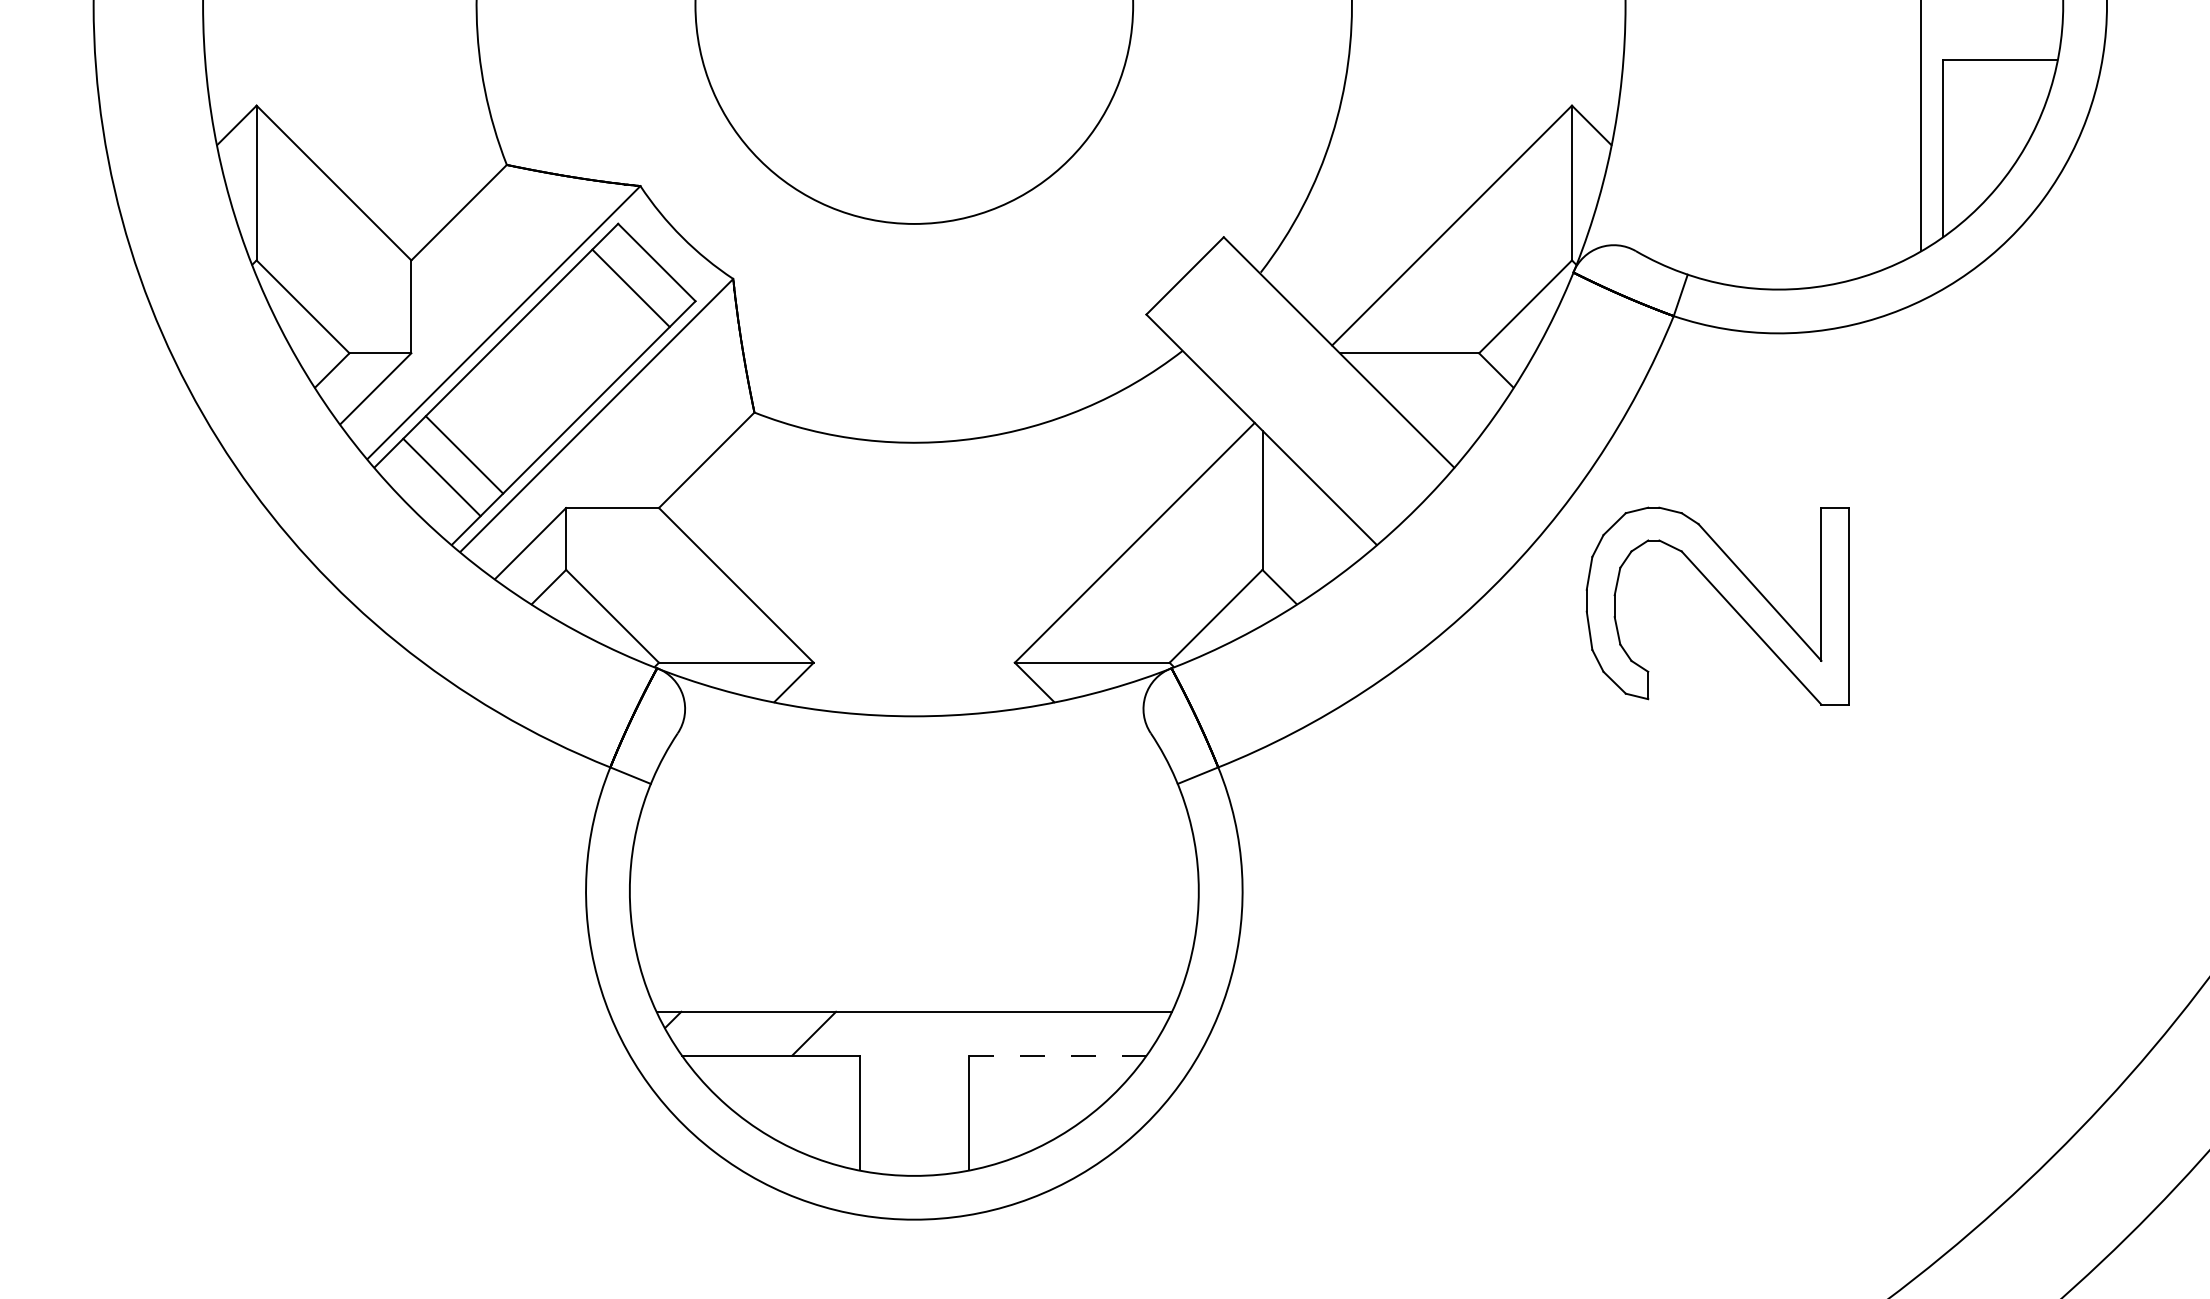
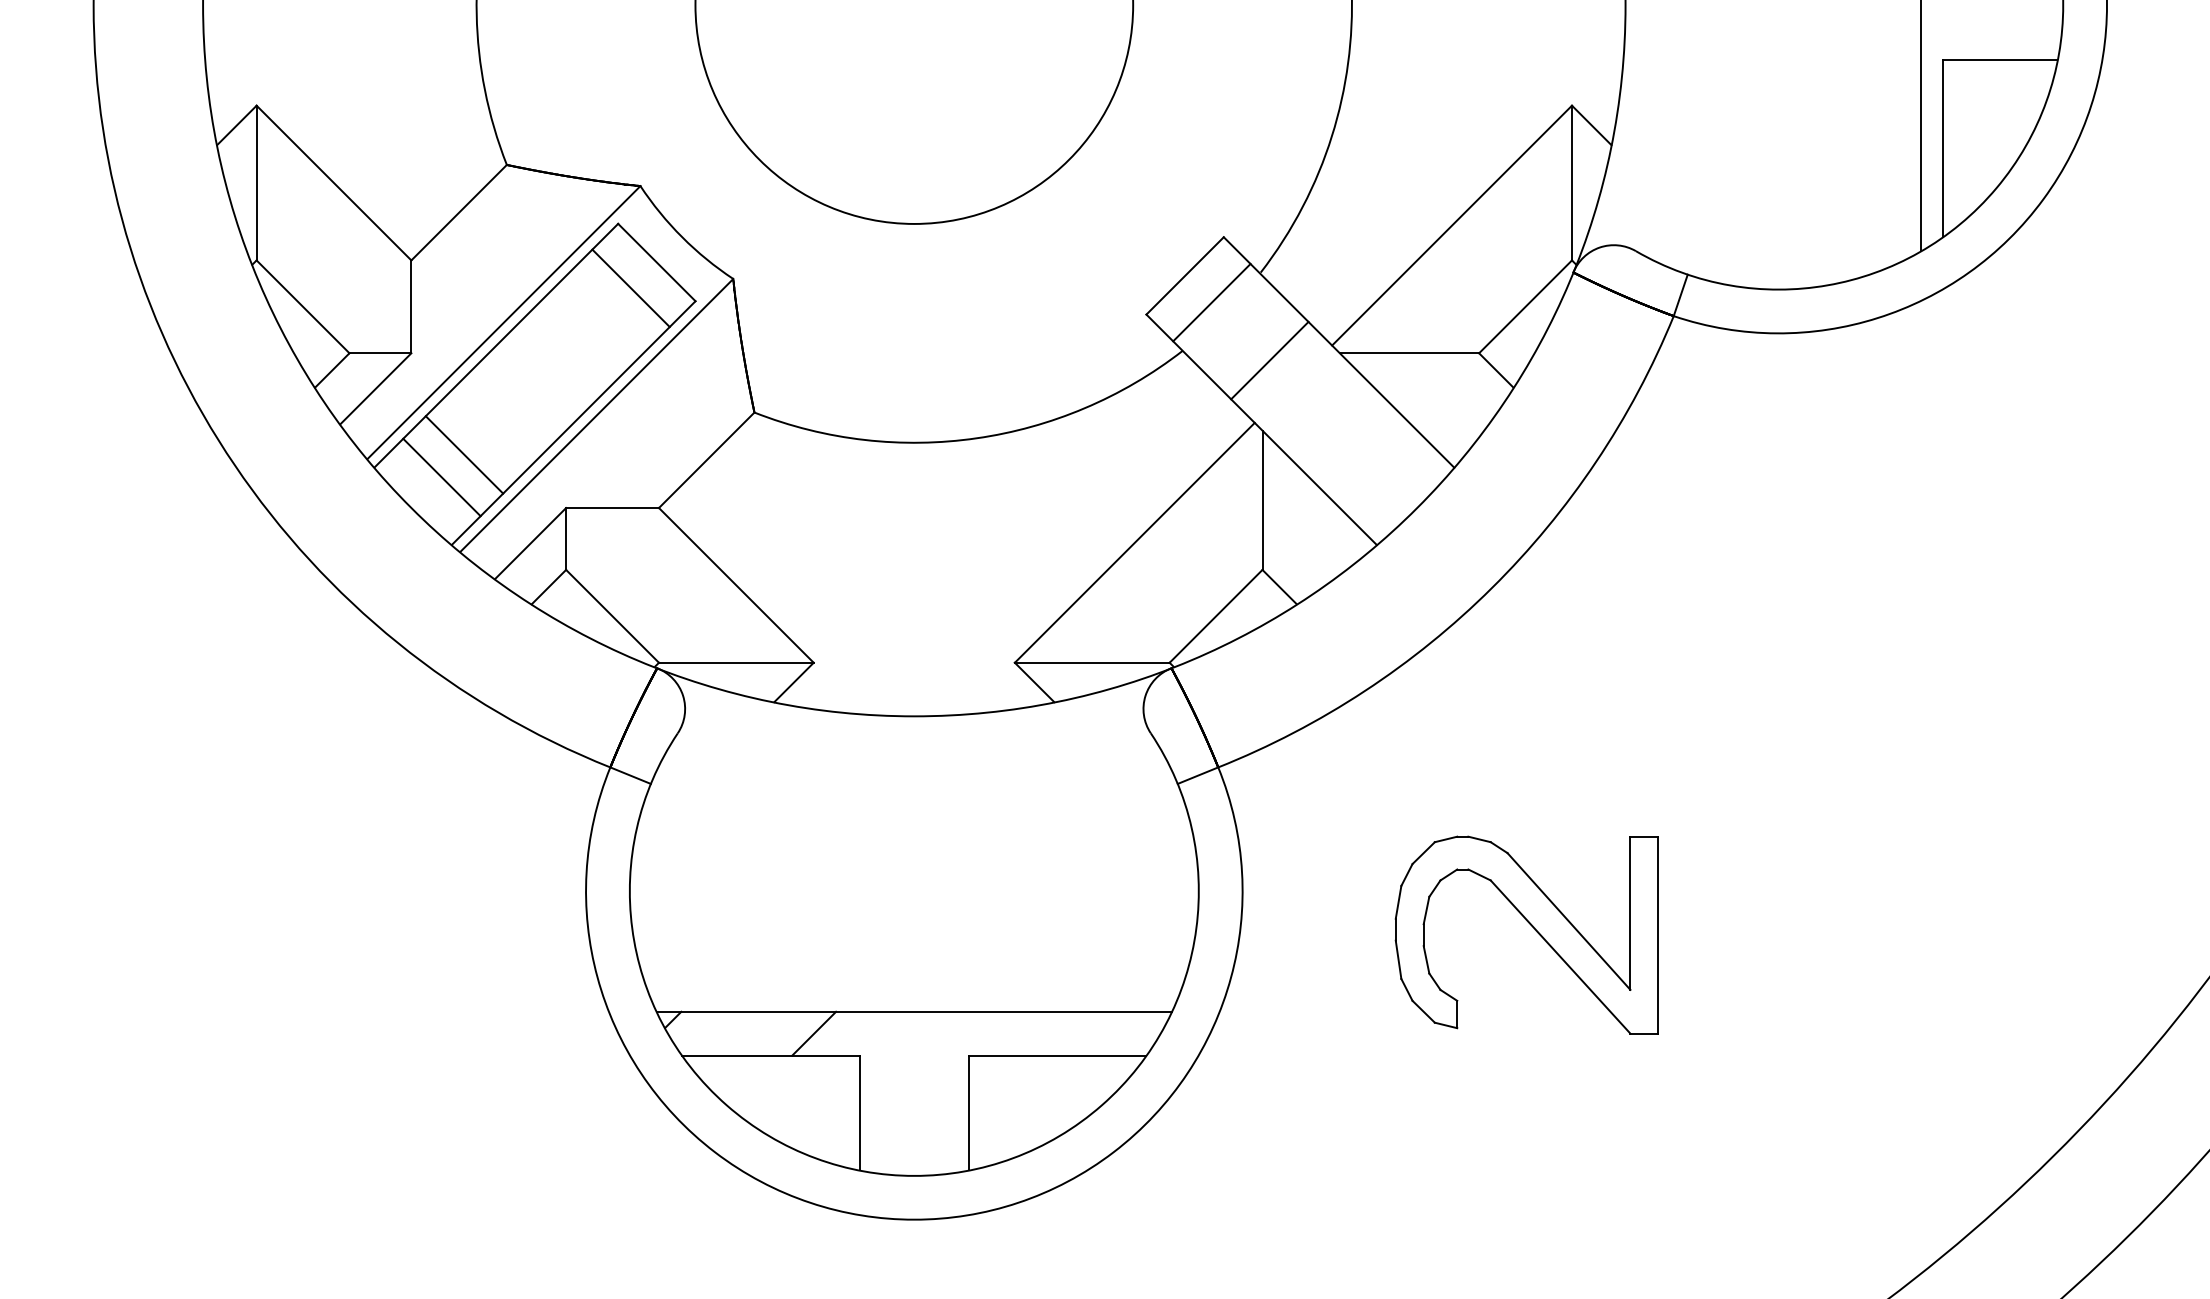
line: none -> present (1211, 302)
line: none -> present (1269, 360)
part position: (1723, 598) -> (1532, 927) (1532, 927)
line: dashed -> solid (1057, 1055)
